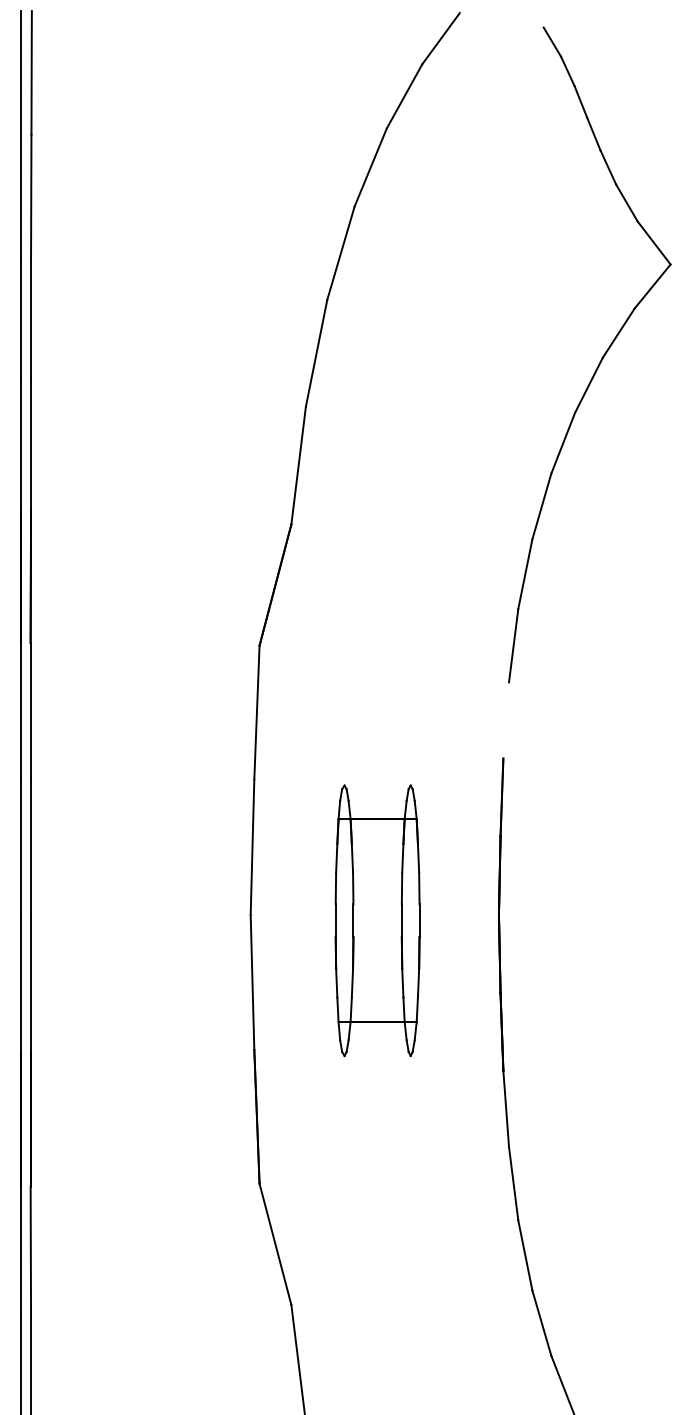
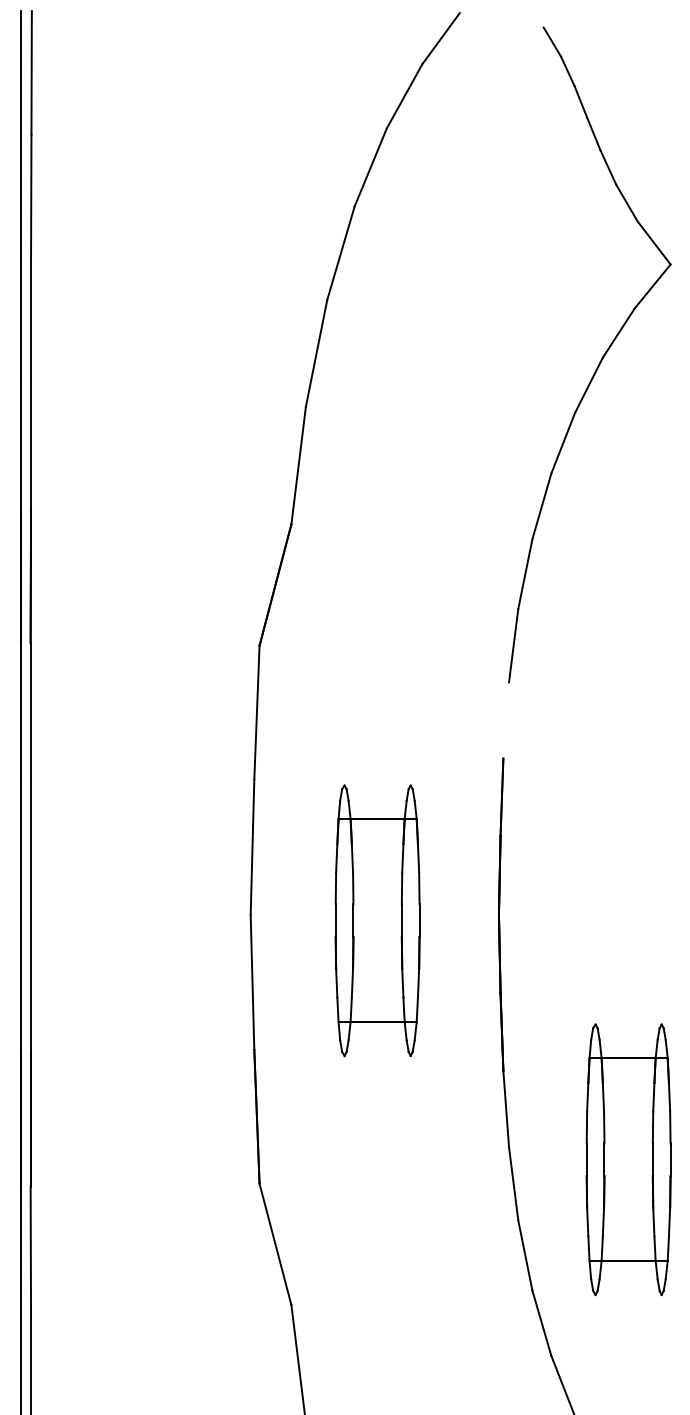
part: none -> present (628, 1159)
